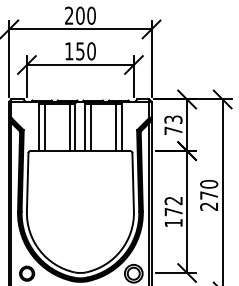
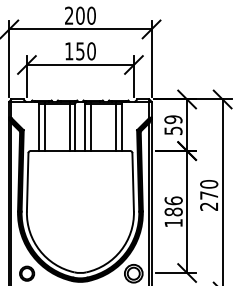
text: 73 -> 59 (173, 124)
text: 172 -> 186 (173, 206)
